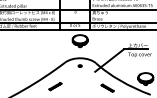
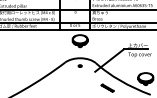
part: present -> none (55, 86)
